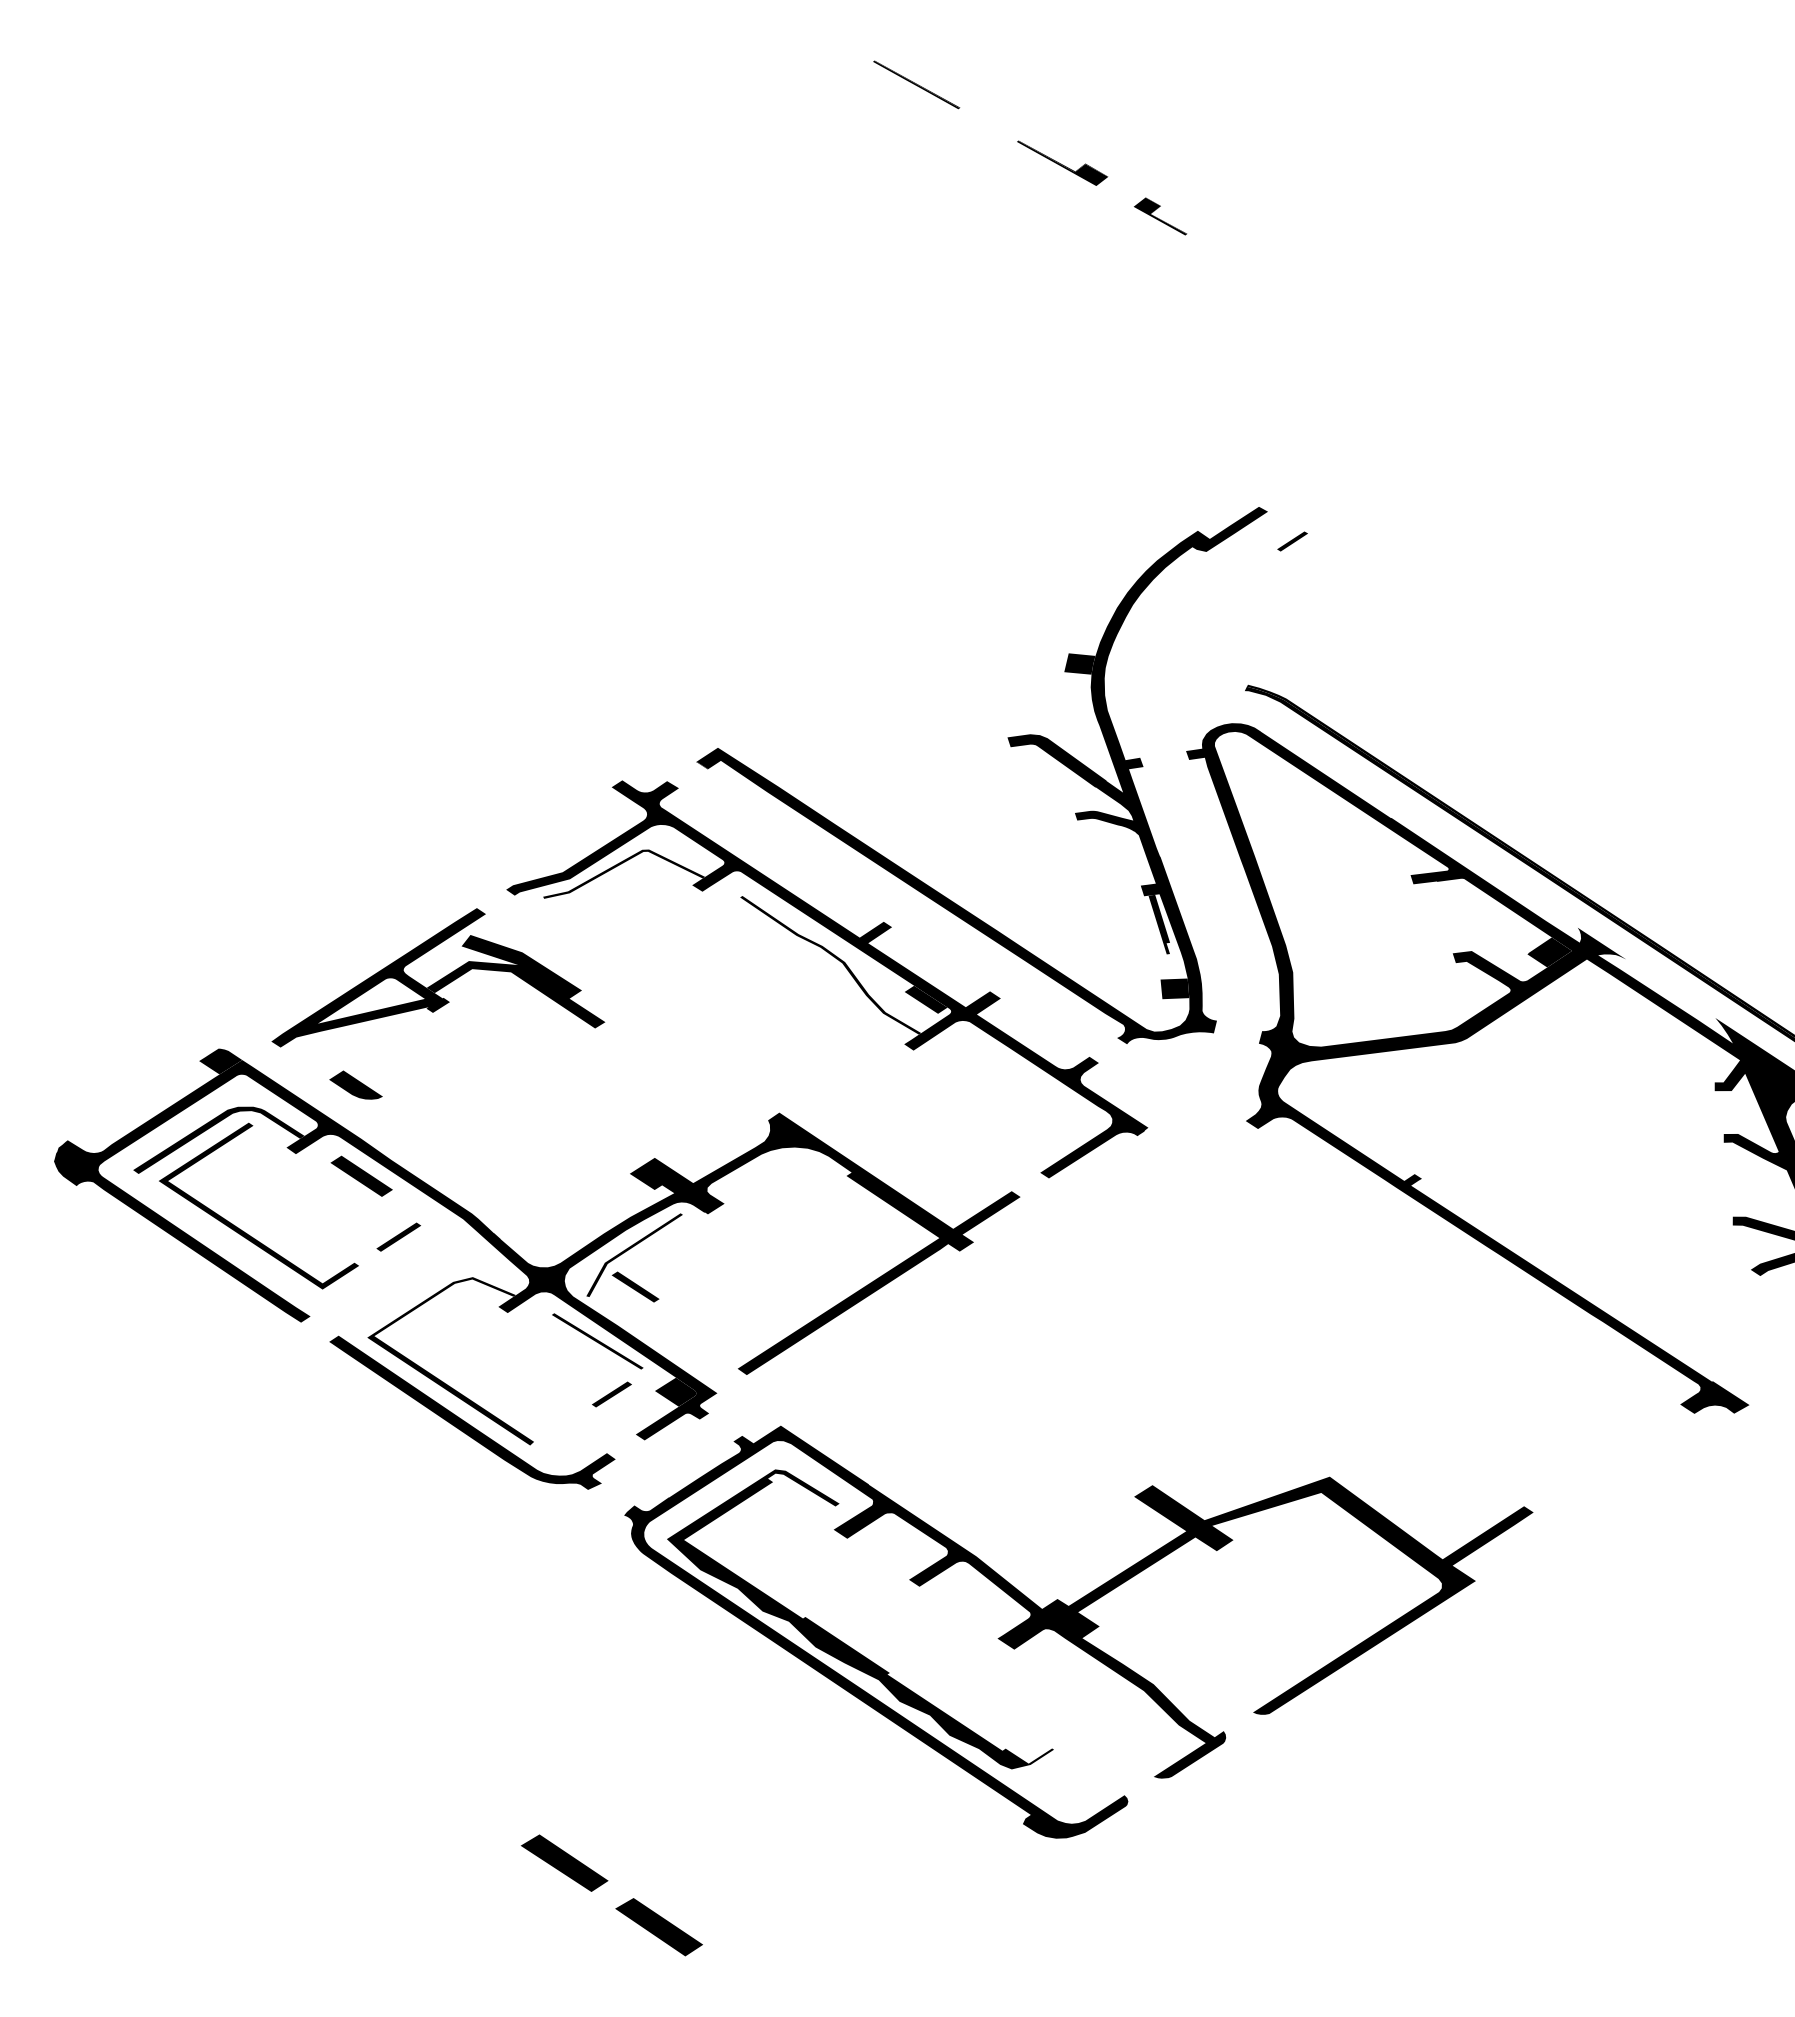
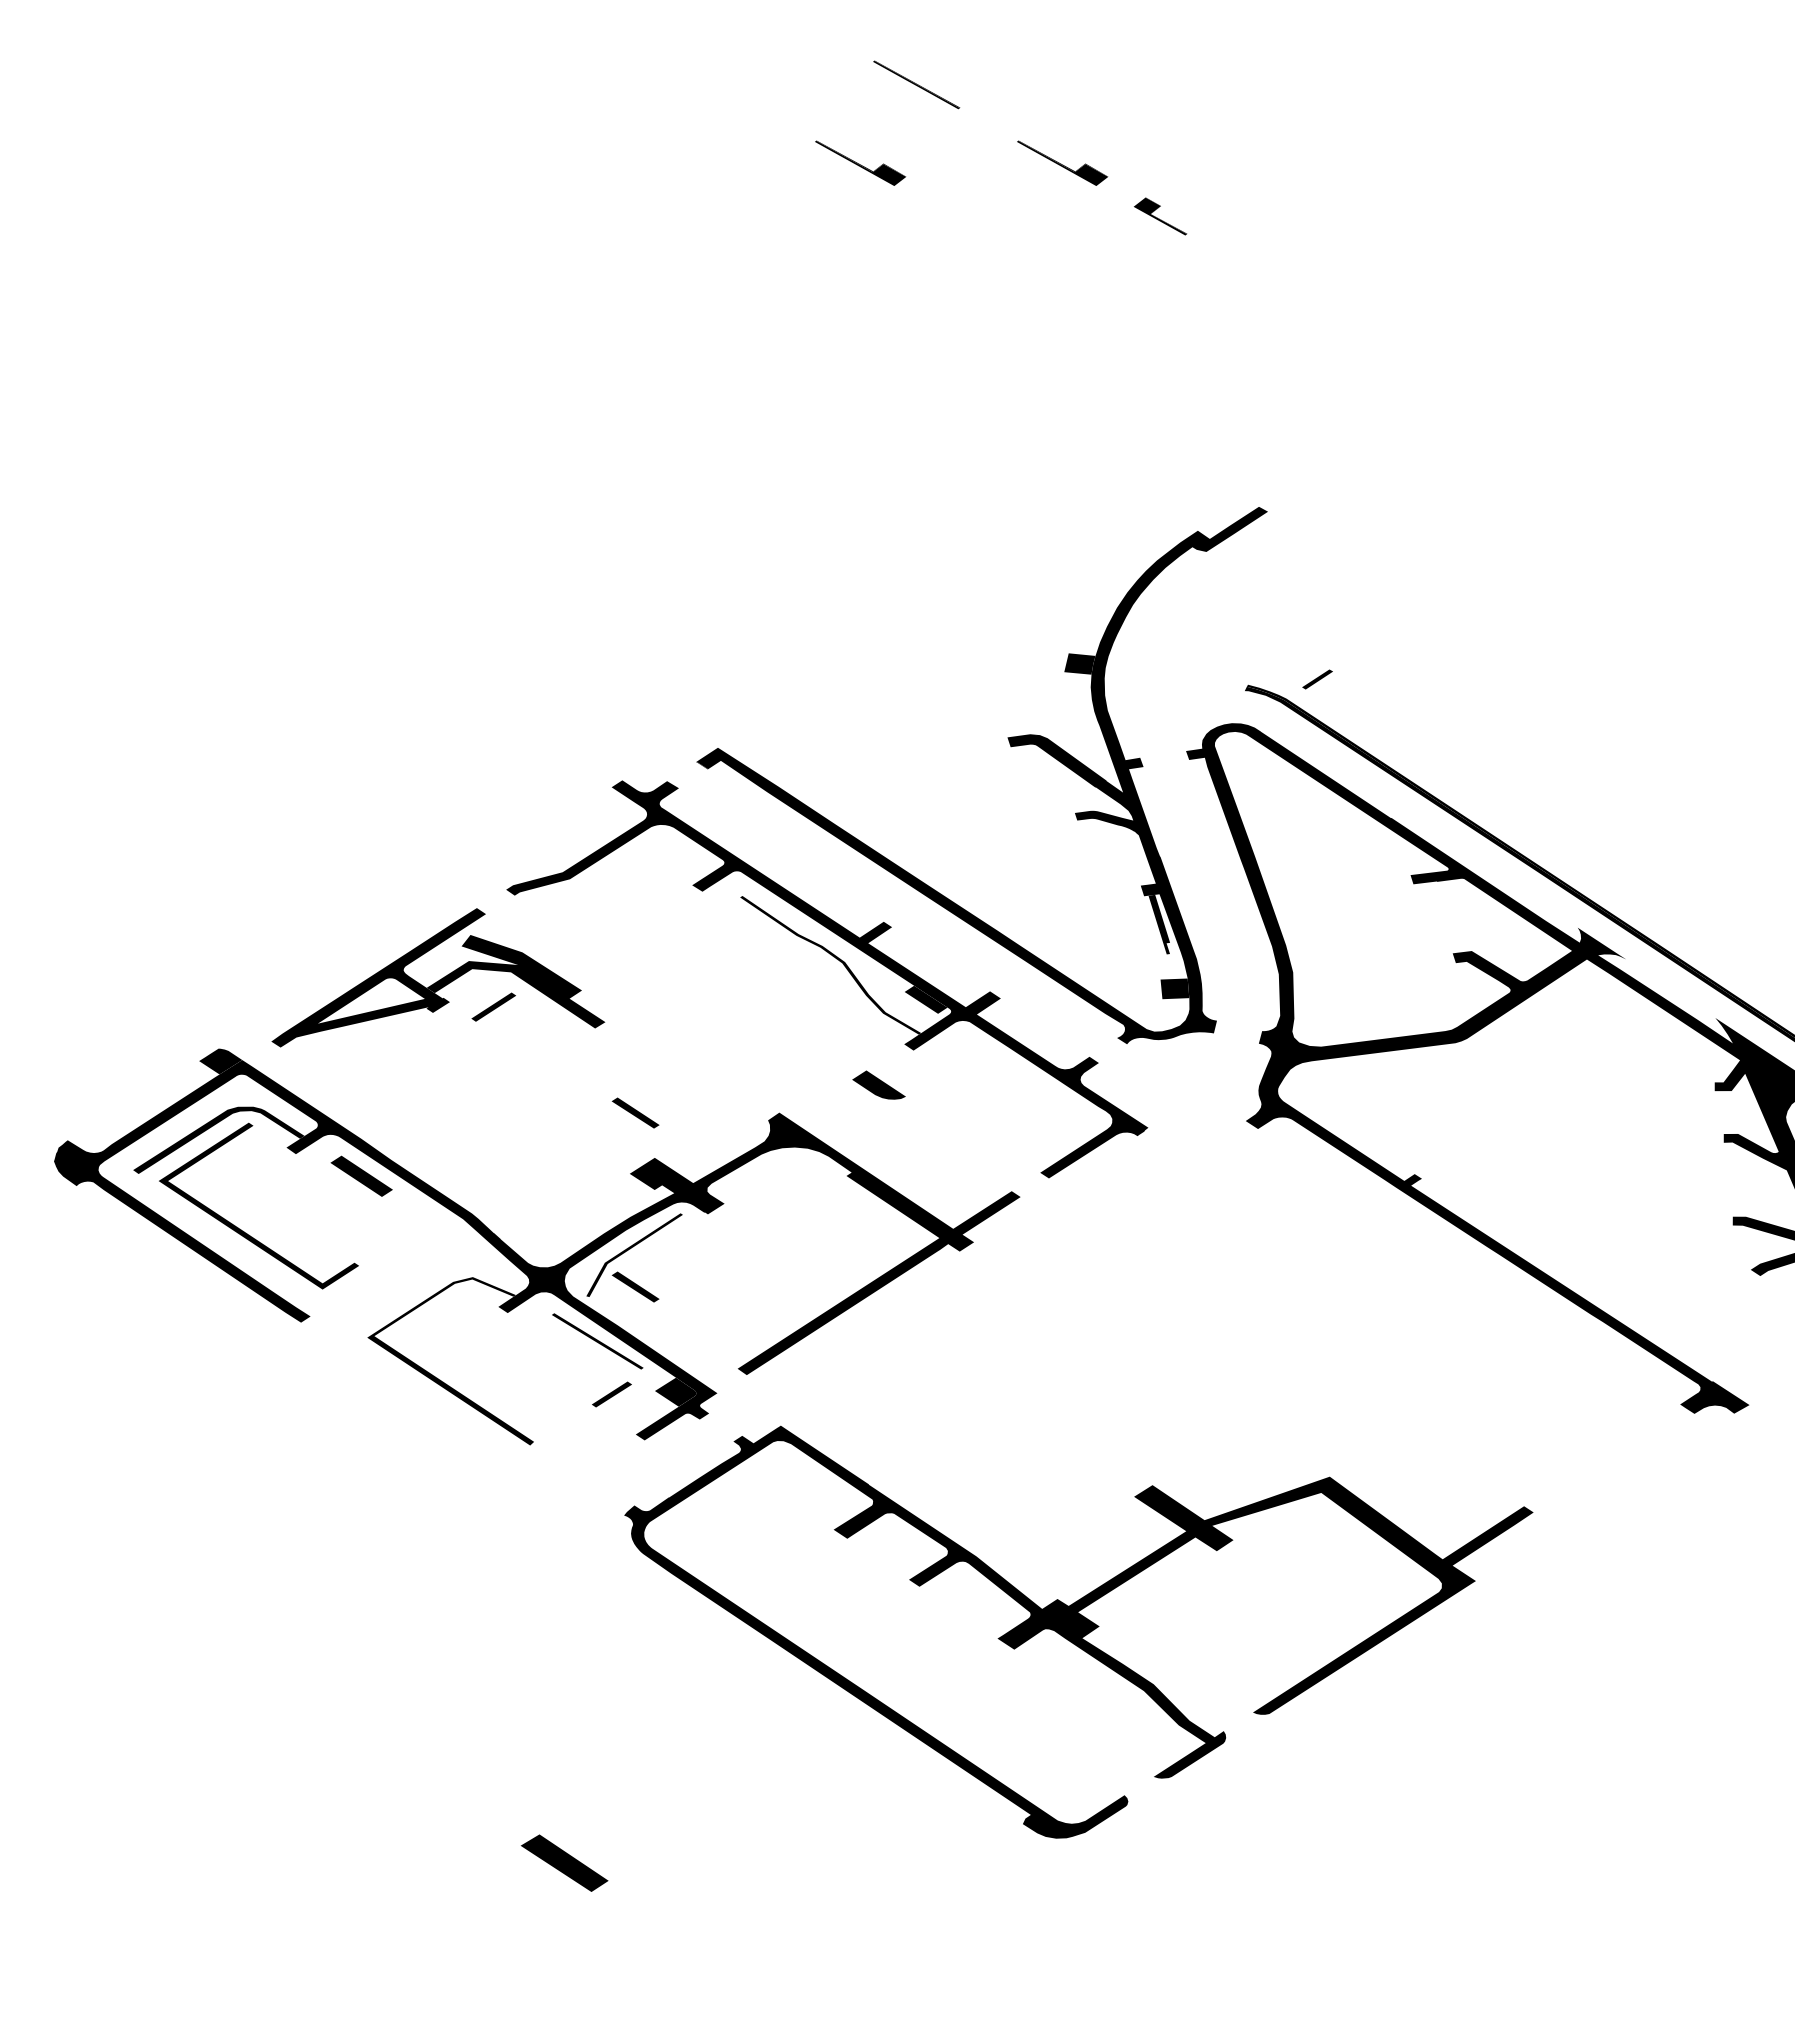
part: none -> present (860, 162)
part position: (1292, 541) -> (1317, 679) (1317, 679)
fill: present -> none (624, 873)
fill: present -> none (1549, 952)
part position: (355, 1084) -> (878, 1084) (878, 1084)
part: none -> present (635, 1112)
part position: (398, 1236) -> (493, 1006) (493, 1006)
part: present -> none (467, 1422)
fill: present -> none (860, 1619)
fill: present -> none (659, 1926)
